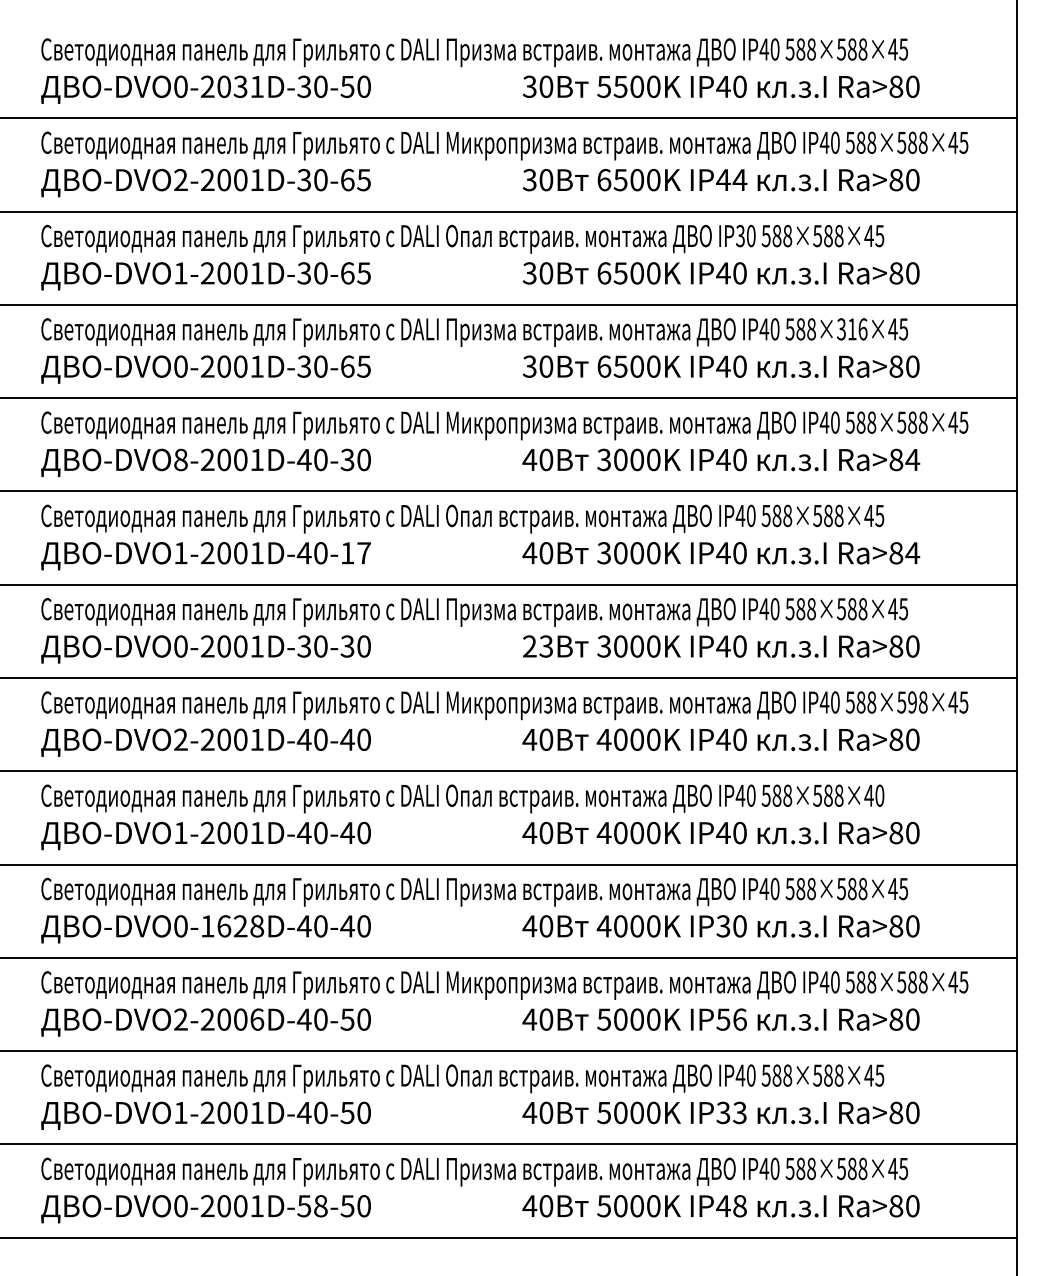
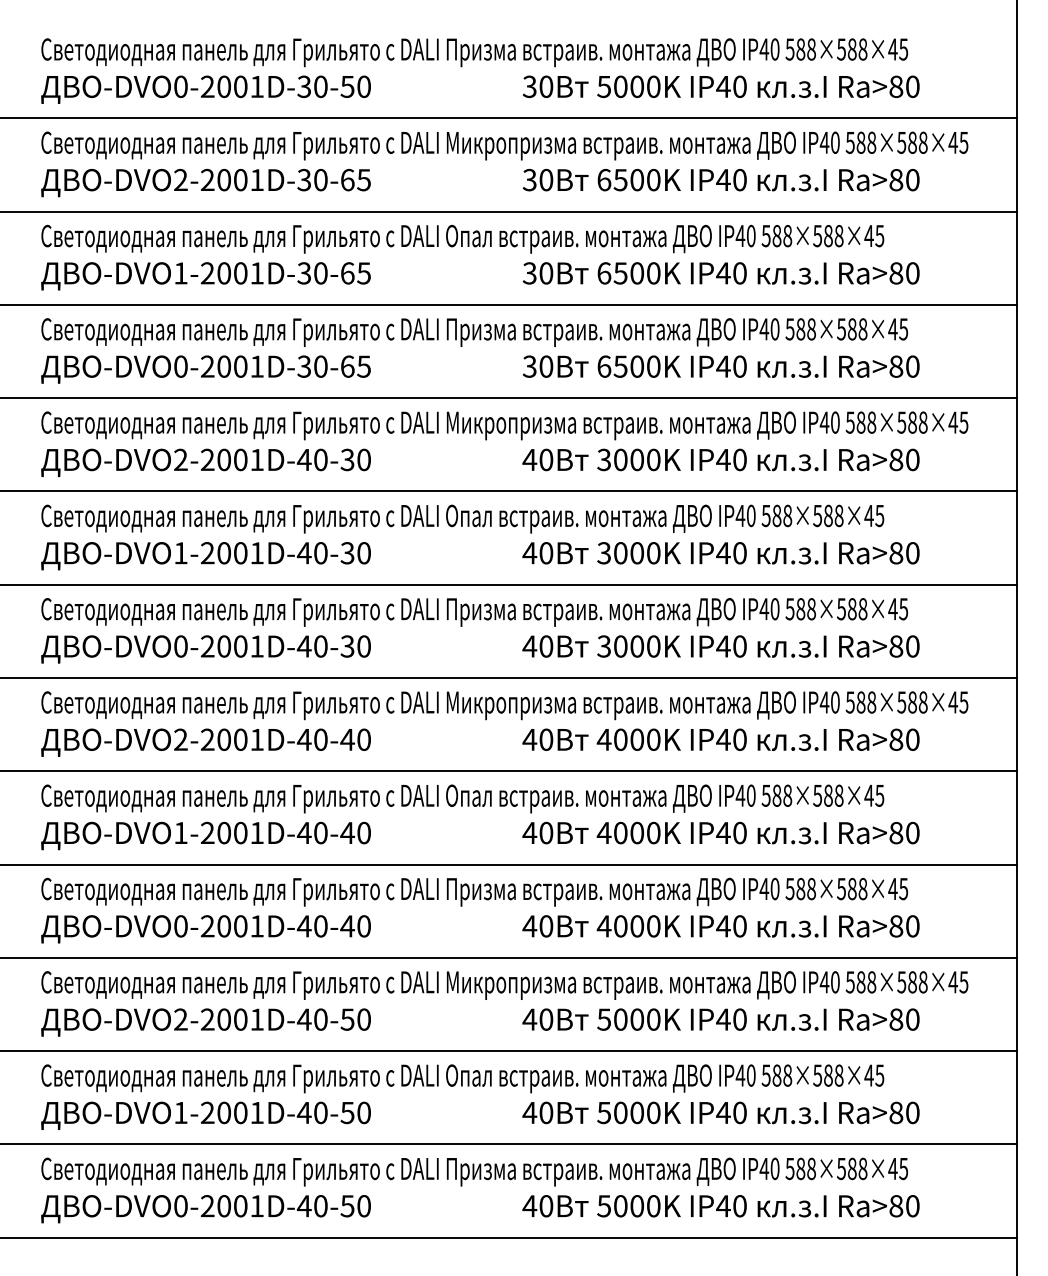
text: -DVO0-2031D-30-50 -> -DVO0-2001D-30-50 (240, 86)
text: 5500K -> 5000K (620, 86)
text: IP44 -> IP40 (739, 179)
text: IP30 -> IP40 (740, 235)
text: 588×316×45 -> 588×588×45 (852, 329)
text: -DVO8-2001D-40-30 -> -DVO2-2001D-40-30 (180, 459)
text: Ra>84 -> Ra>80 (912, 459)
text: -DVO1-2001D-40-17 -> -DVO1-2001D-40-30 (355, 553)
text: Ra>84 -> Ra>80 (912, 553)
text: -DVO0-2001D-30-30 -> -DVO0-2001D-40-30 (303, 646)
text: 23 -> 40 (537, 646)
text: 588×598×45 -> 588×588×45 (912, 702)
text: 588×588×40 -> 588×588×45 (879, 795)
text: -DVO0-1628D-40-40 -> -DVO0-2001D-40-40 (232, 926)
text: IP30 -> IP40 (723, 926)
text: -DVO2-2006D-40-50 -> -DVO2-2001D-40-50 (257, 1019)
text: IP56 -> IP40 (731, 1019)
text: IP33 -> IP40 (731, 1112)
text: -DVO0-2001D-58-50 -> -DVO0-2001D-40-50 (311, 1206)
text: IP48 -> IP40 (739, 1206)
